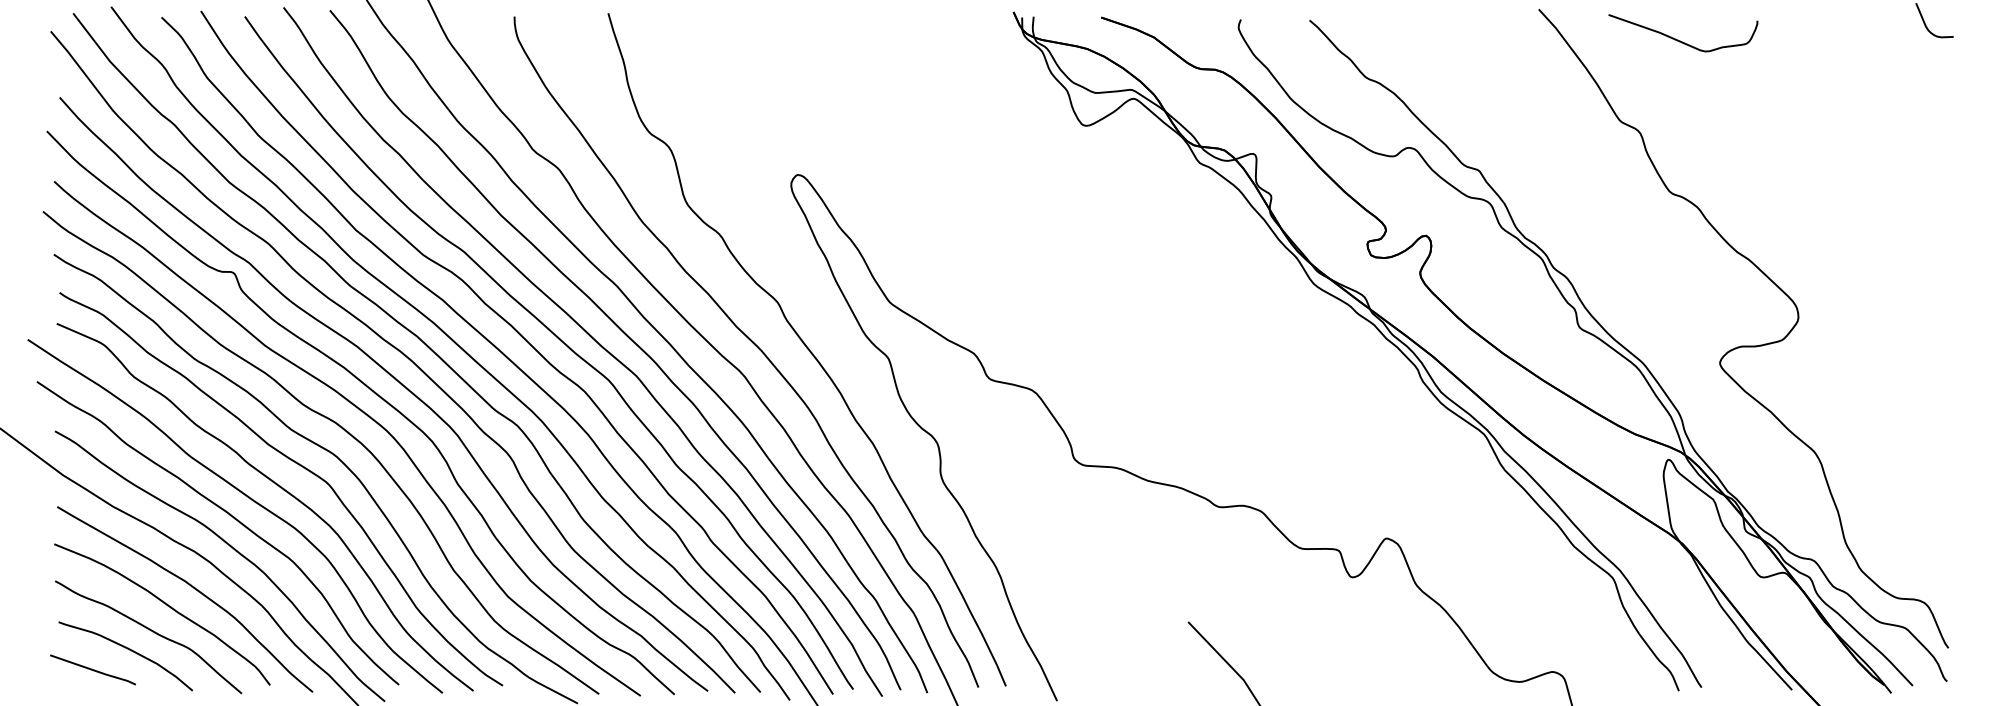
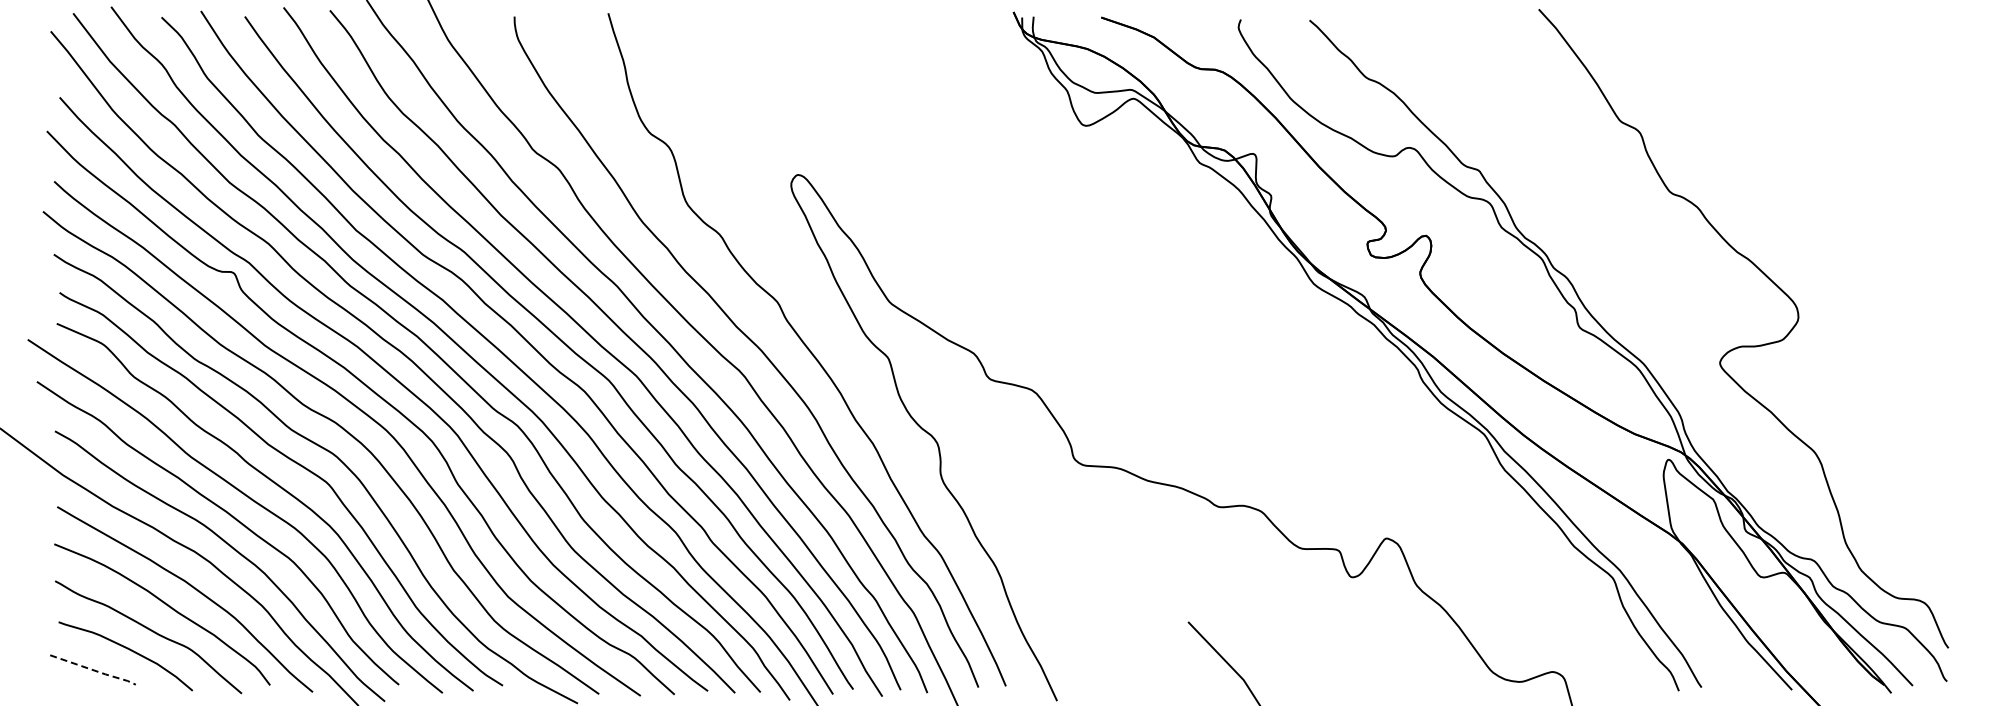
curve: present -> none (1926, 24)
curve: present -> none (1680, 40)
line: solid -> dashed (94, 670)
